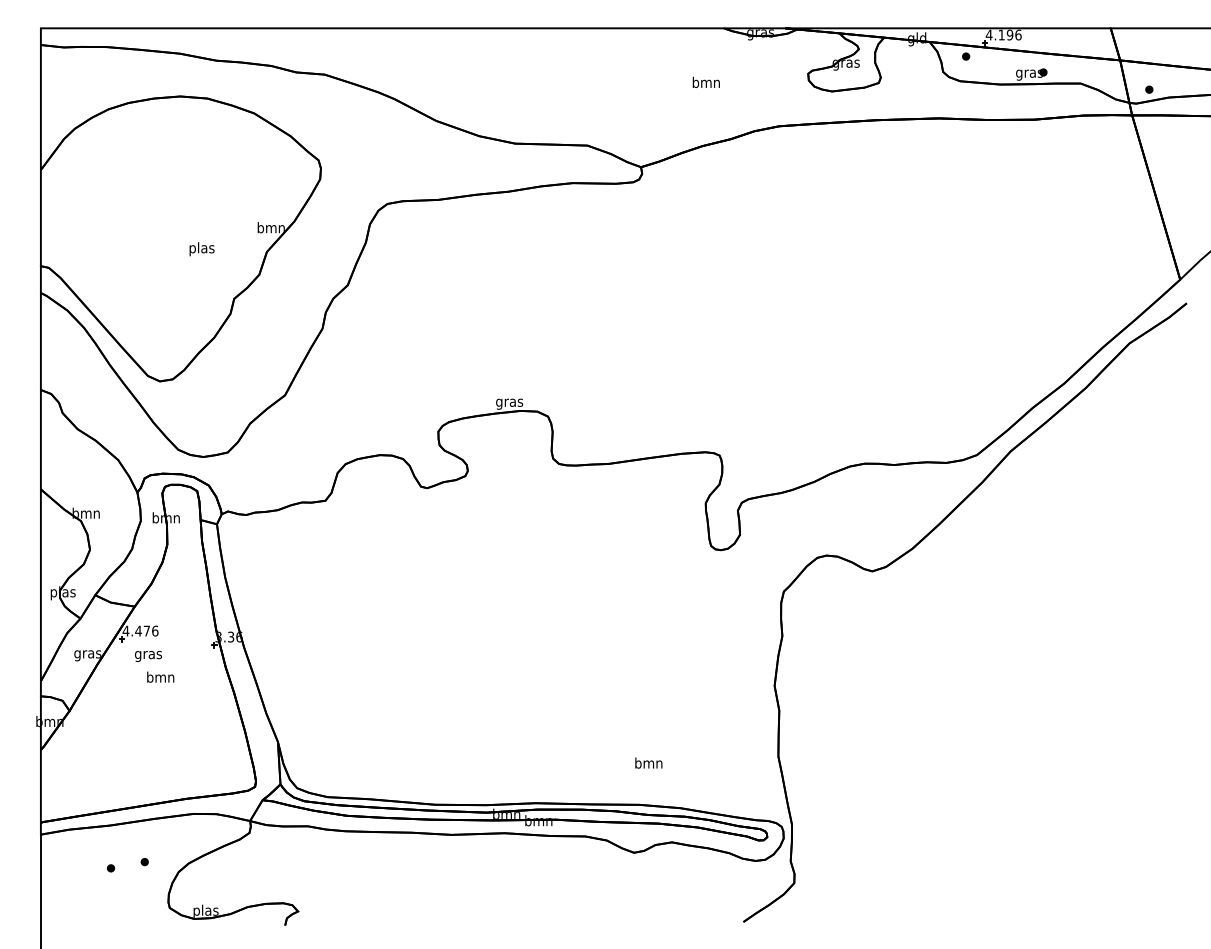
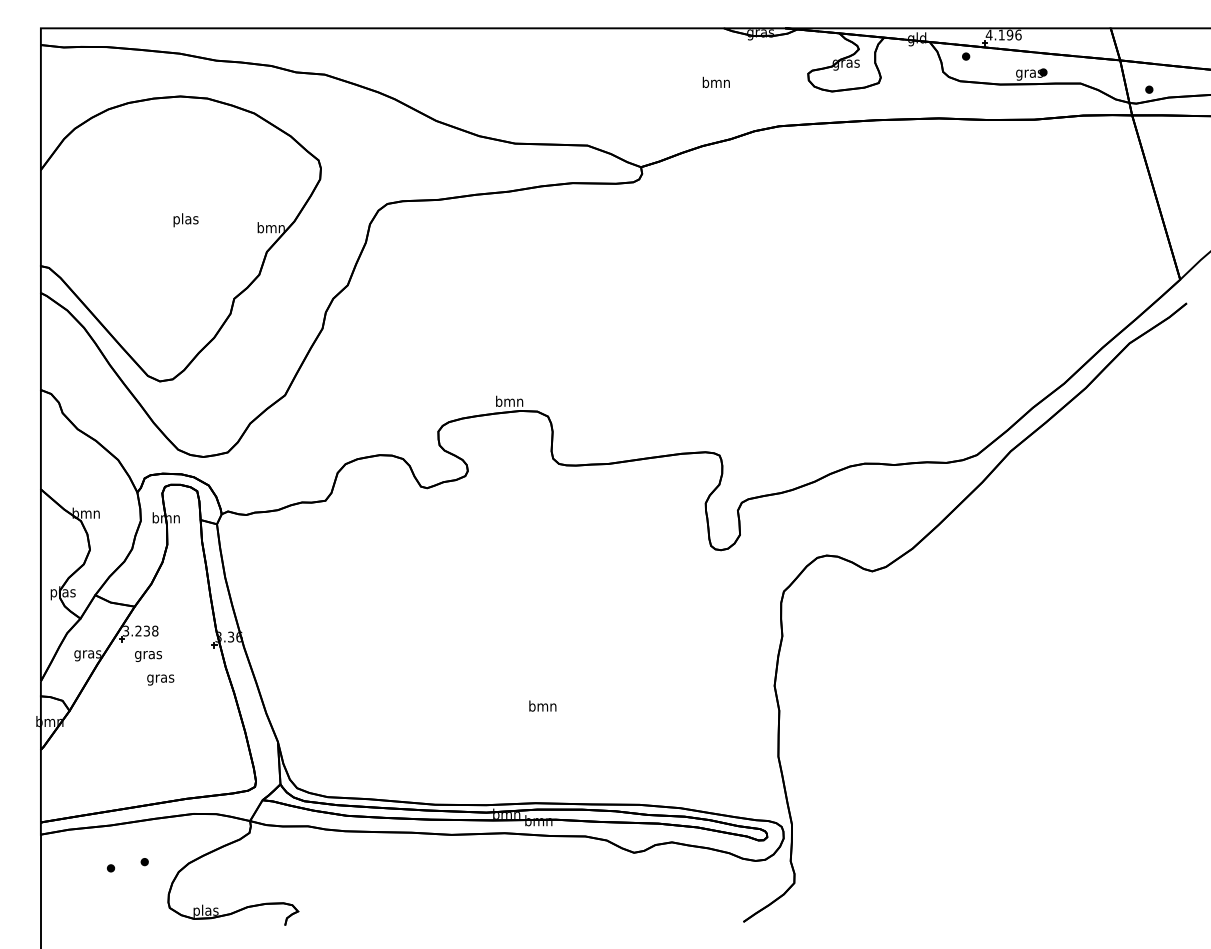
text position: (705, 81) -> (715, 81) (715, 81)
text position: (201, 249) -> (185, 220) (185, 220)
text: gras -> bmn (509, 402)
text: 4.476 -> 3.238 (140, 630)
text: bmn -> gras (160, 678)
text position: (648, 762) -> (542, 705) (542, 705)
